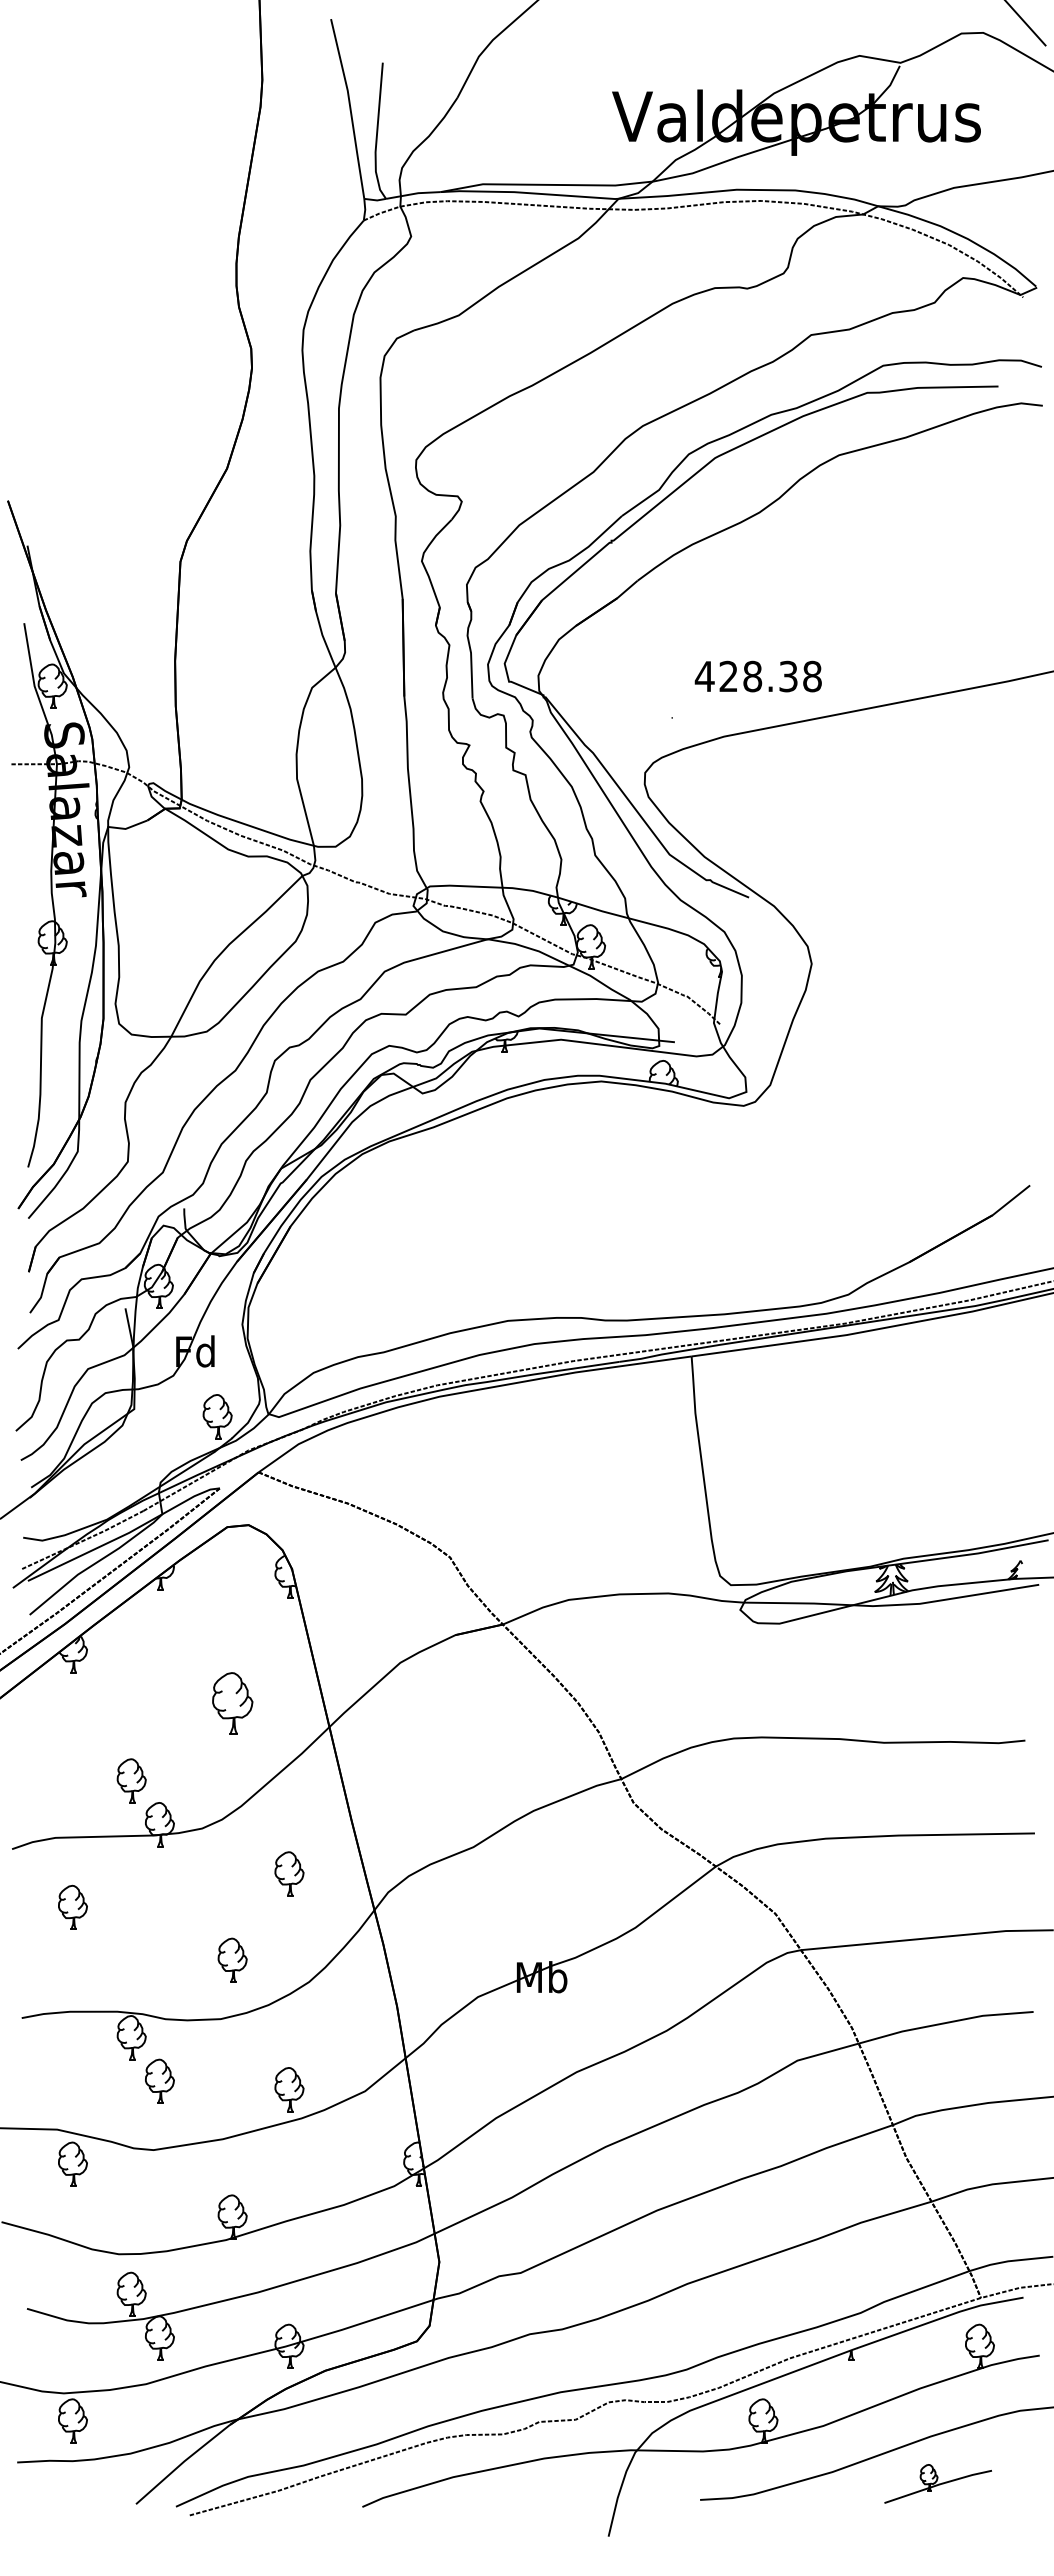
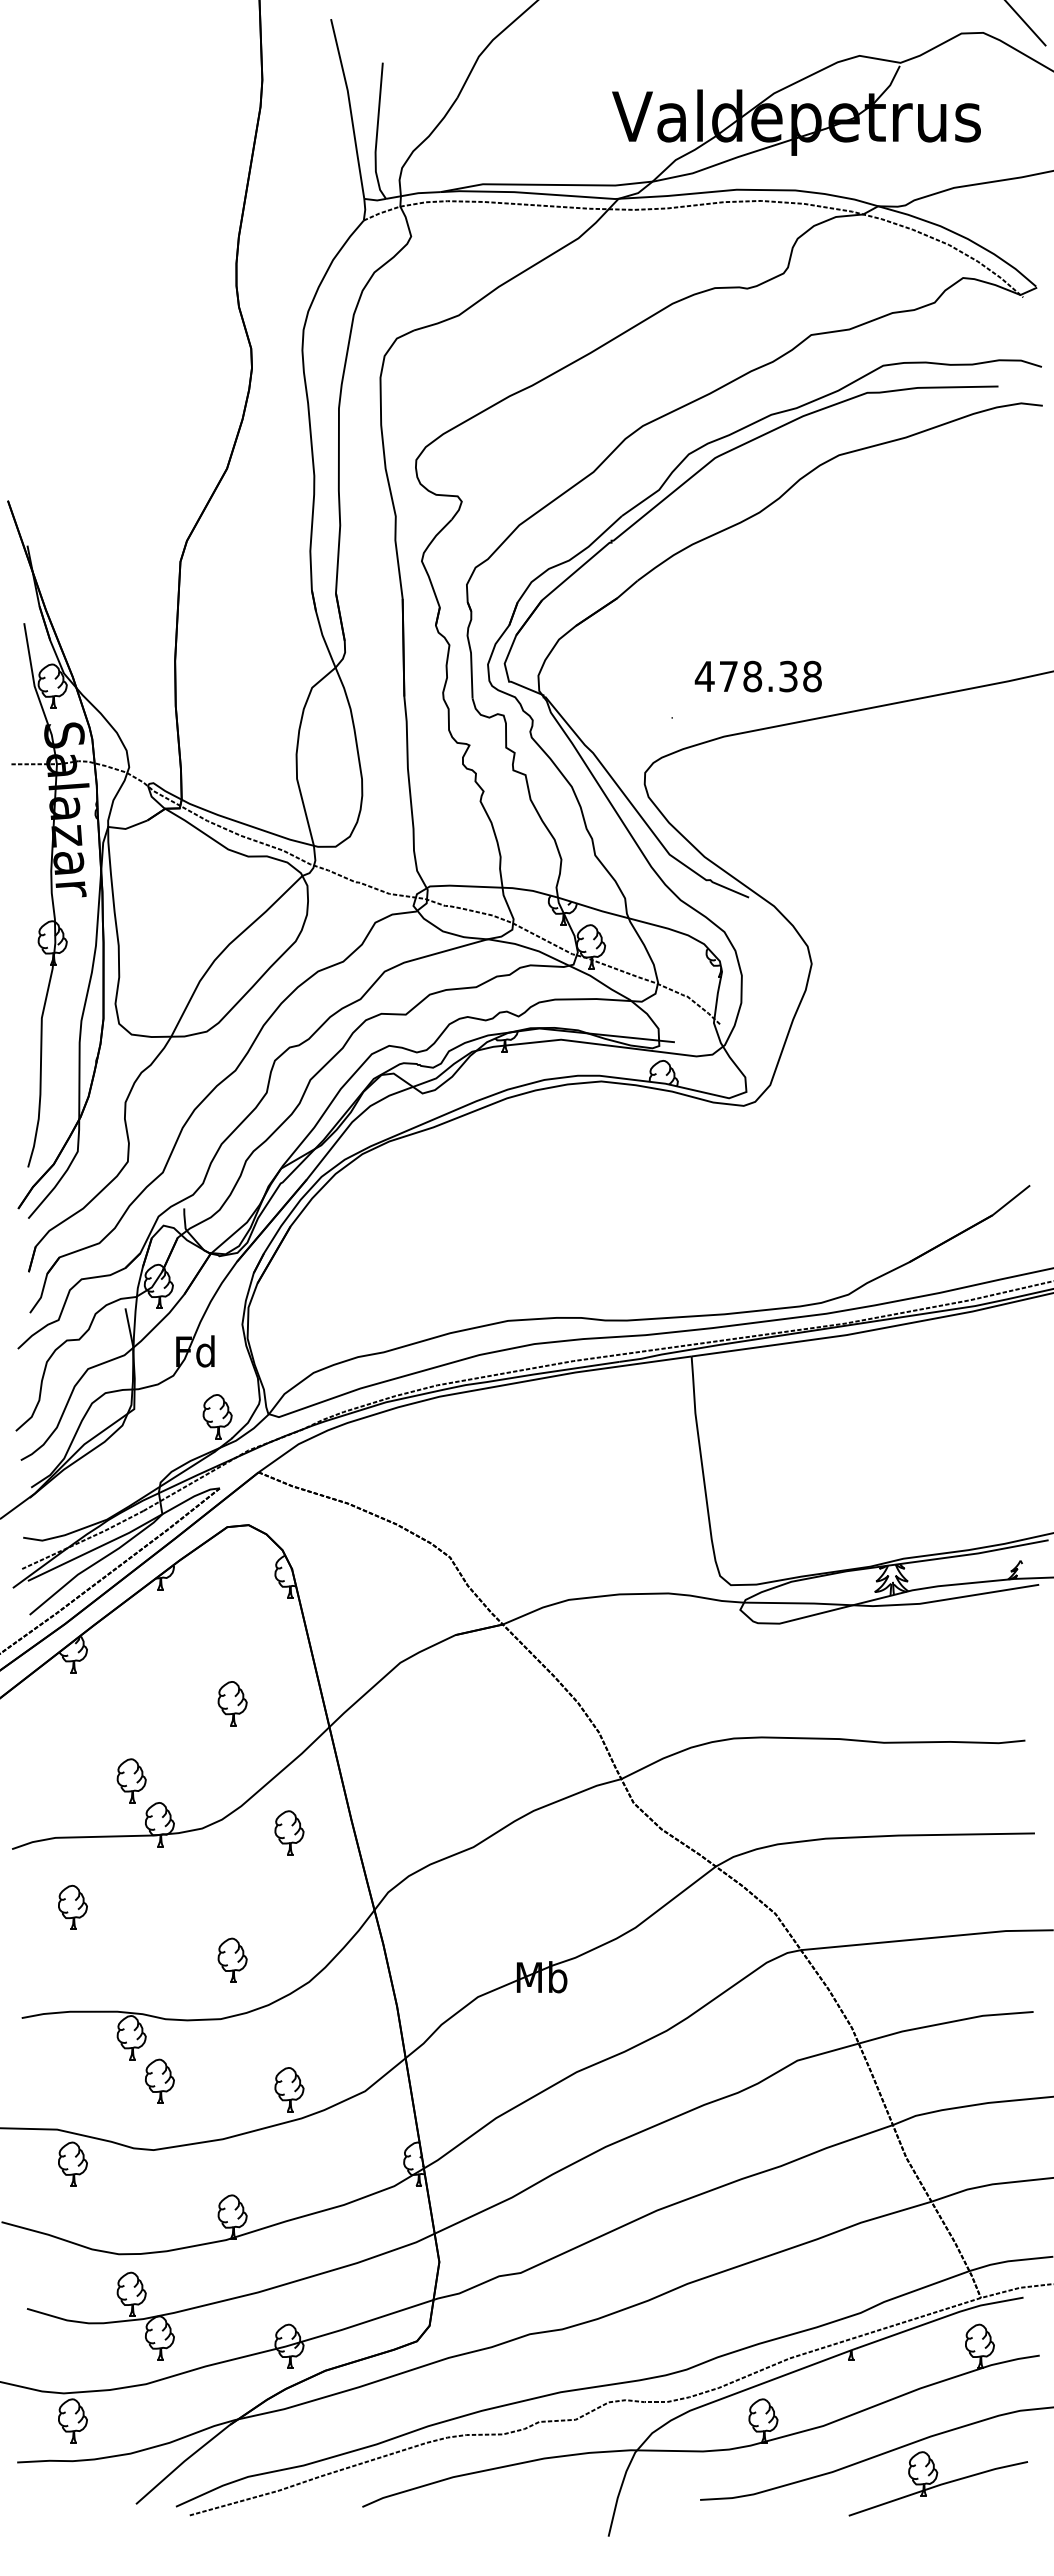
text: 428.38 -> 478.38 (728, 675)
part size: 42x63 px -> 31x46 px (232, 1703)
part position: (289, 1873) -> (289, 1832) (289, 1832)
part size: 108x40 px -> 180x66 px (937, 2483)
